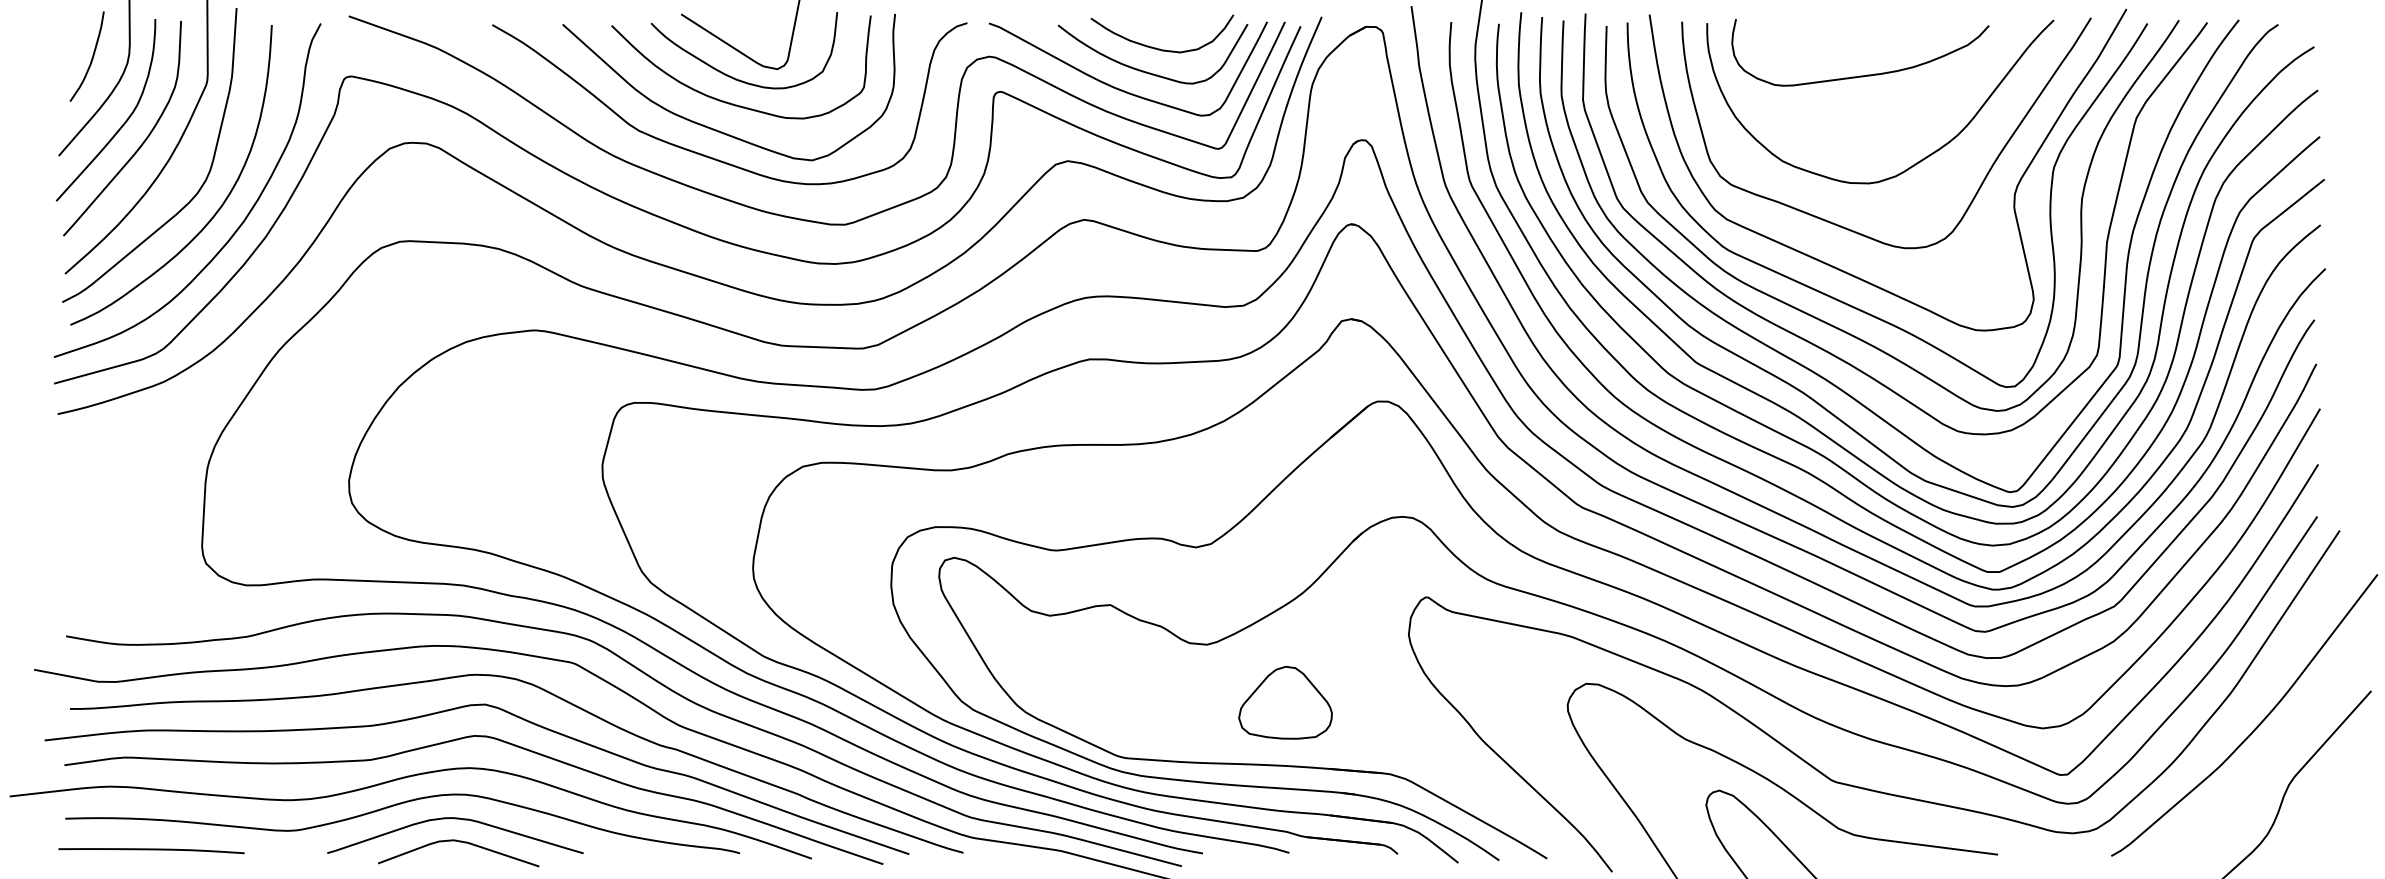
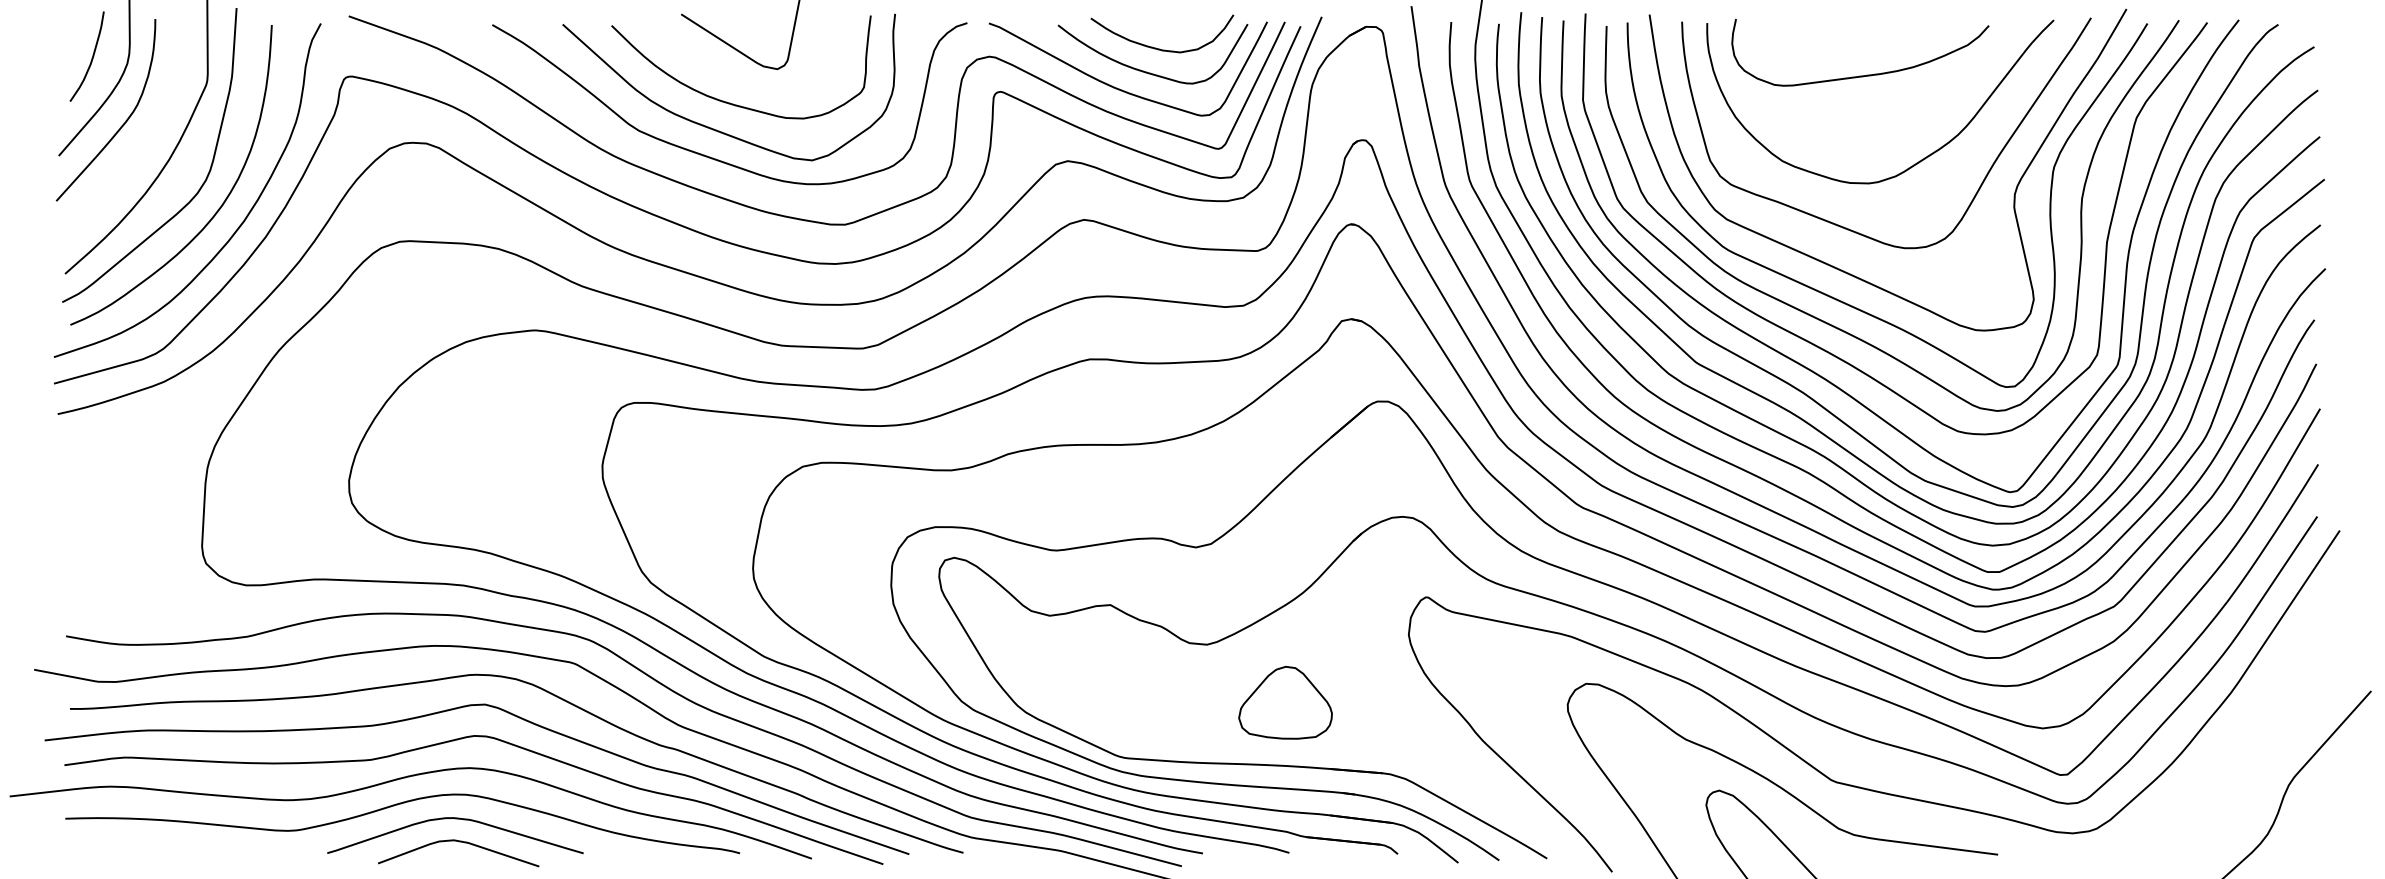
curve: present -> none (732, 76)
curve: present -> none (141, 143)
curve: present -> none (2256, 726)
curve: present -> none (151, 850)
